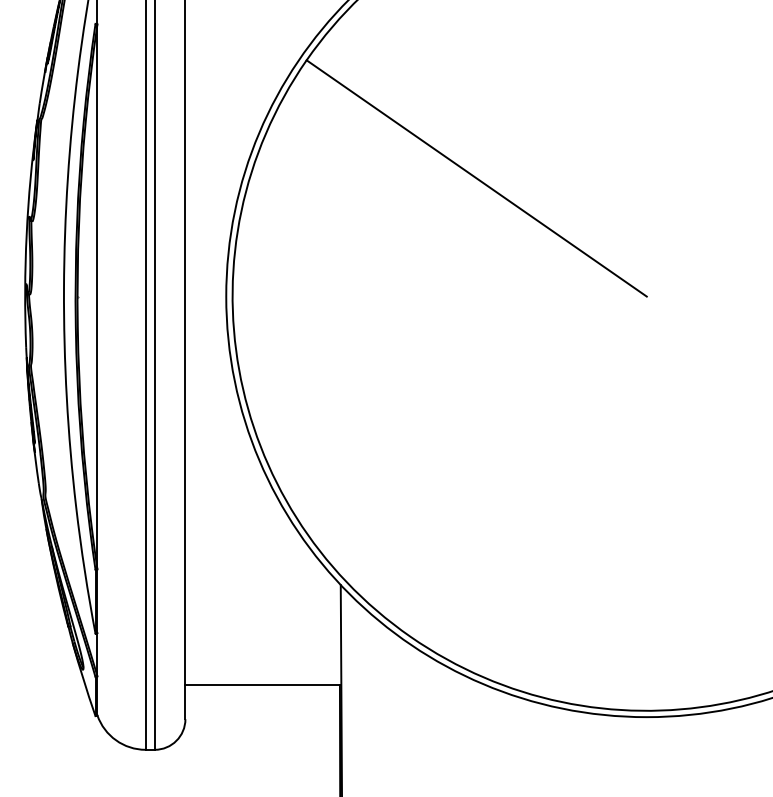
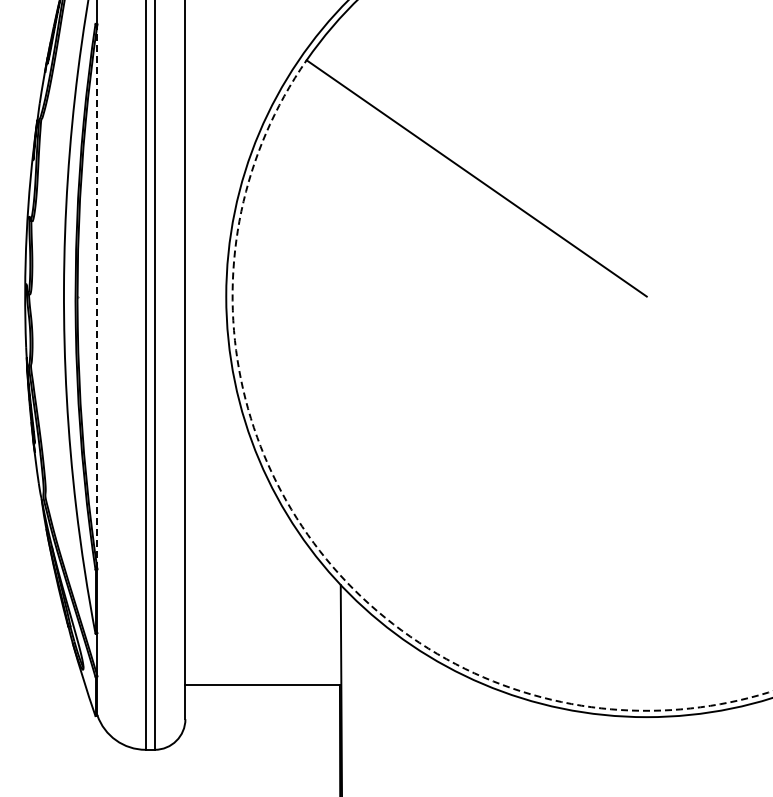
line: solid -> dashed (97, 296)
arc: solid -> dashed (313, 541)
